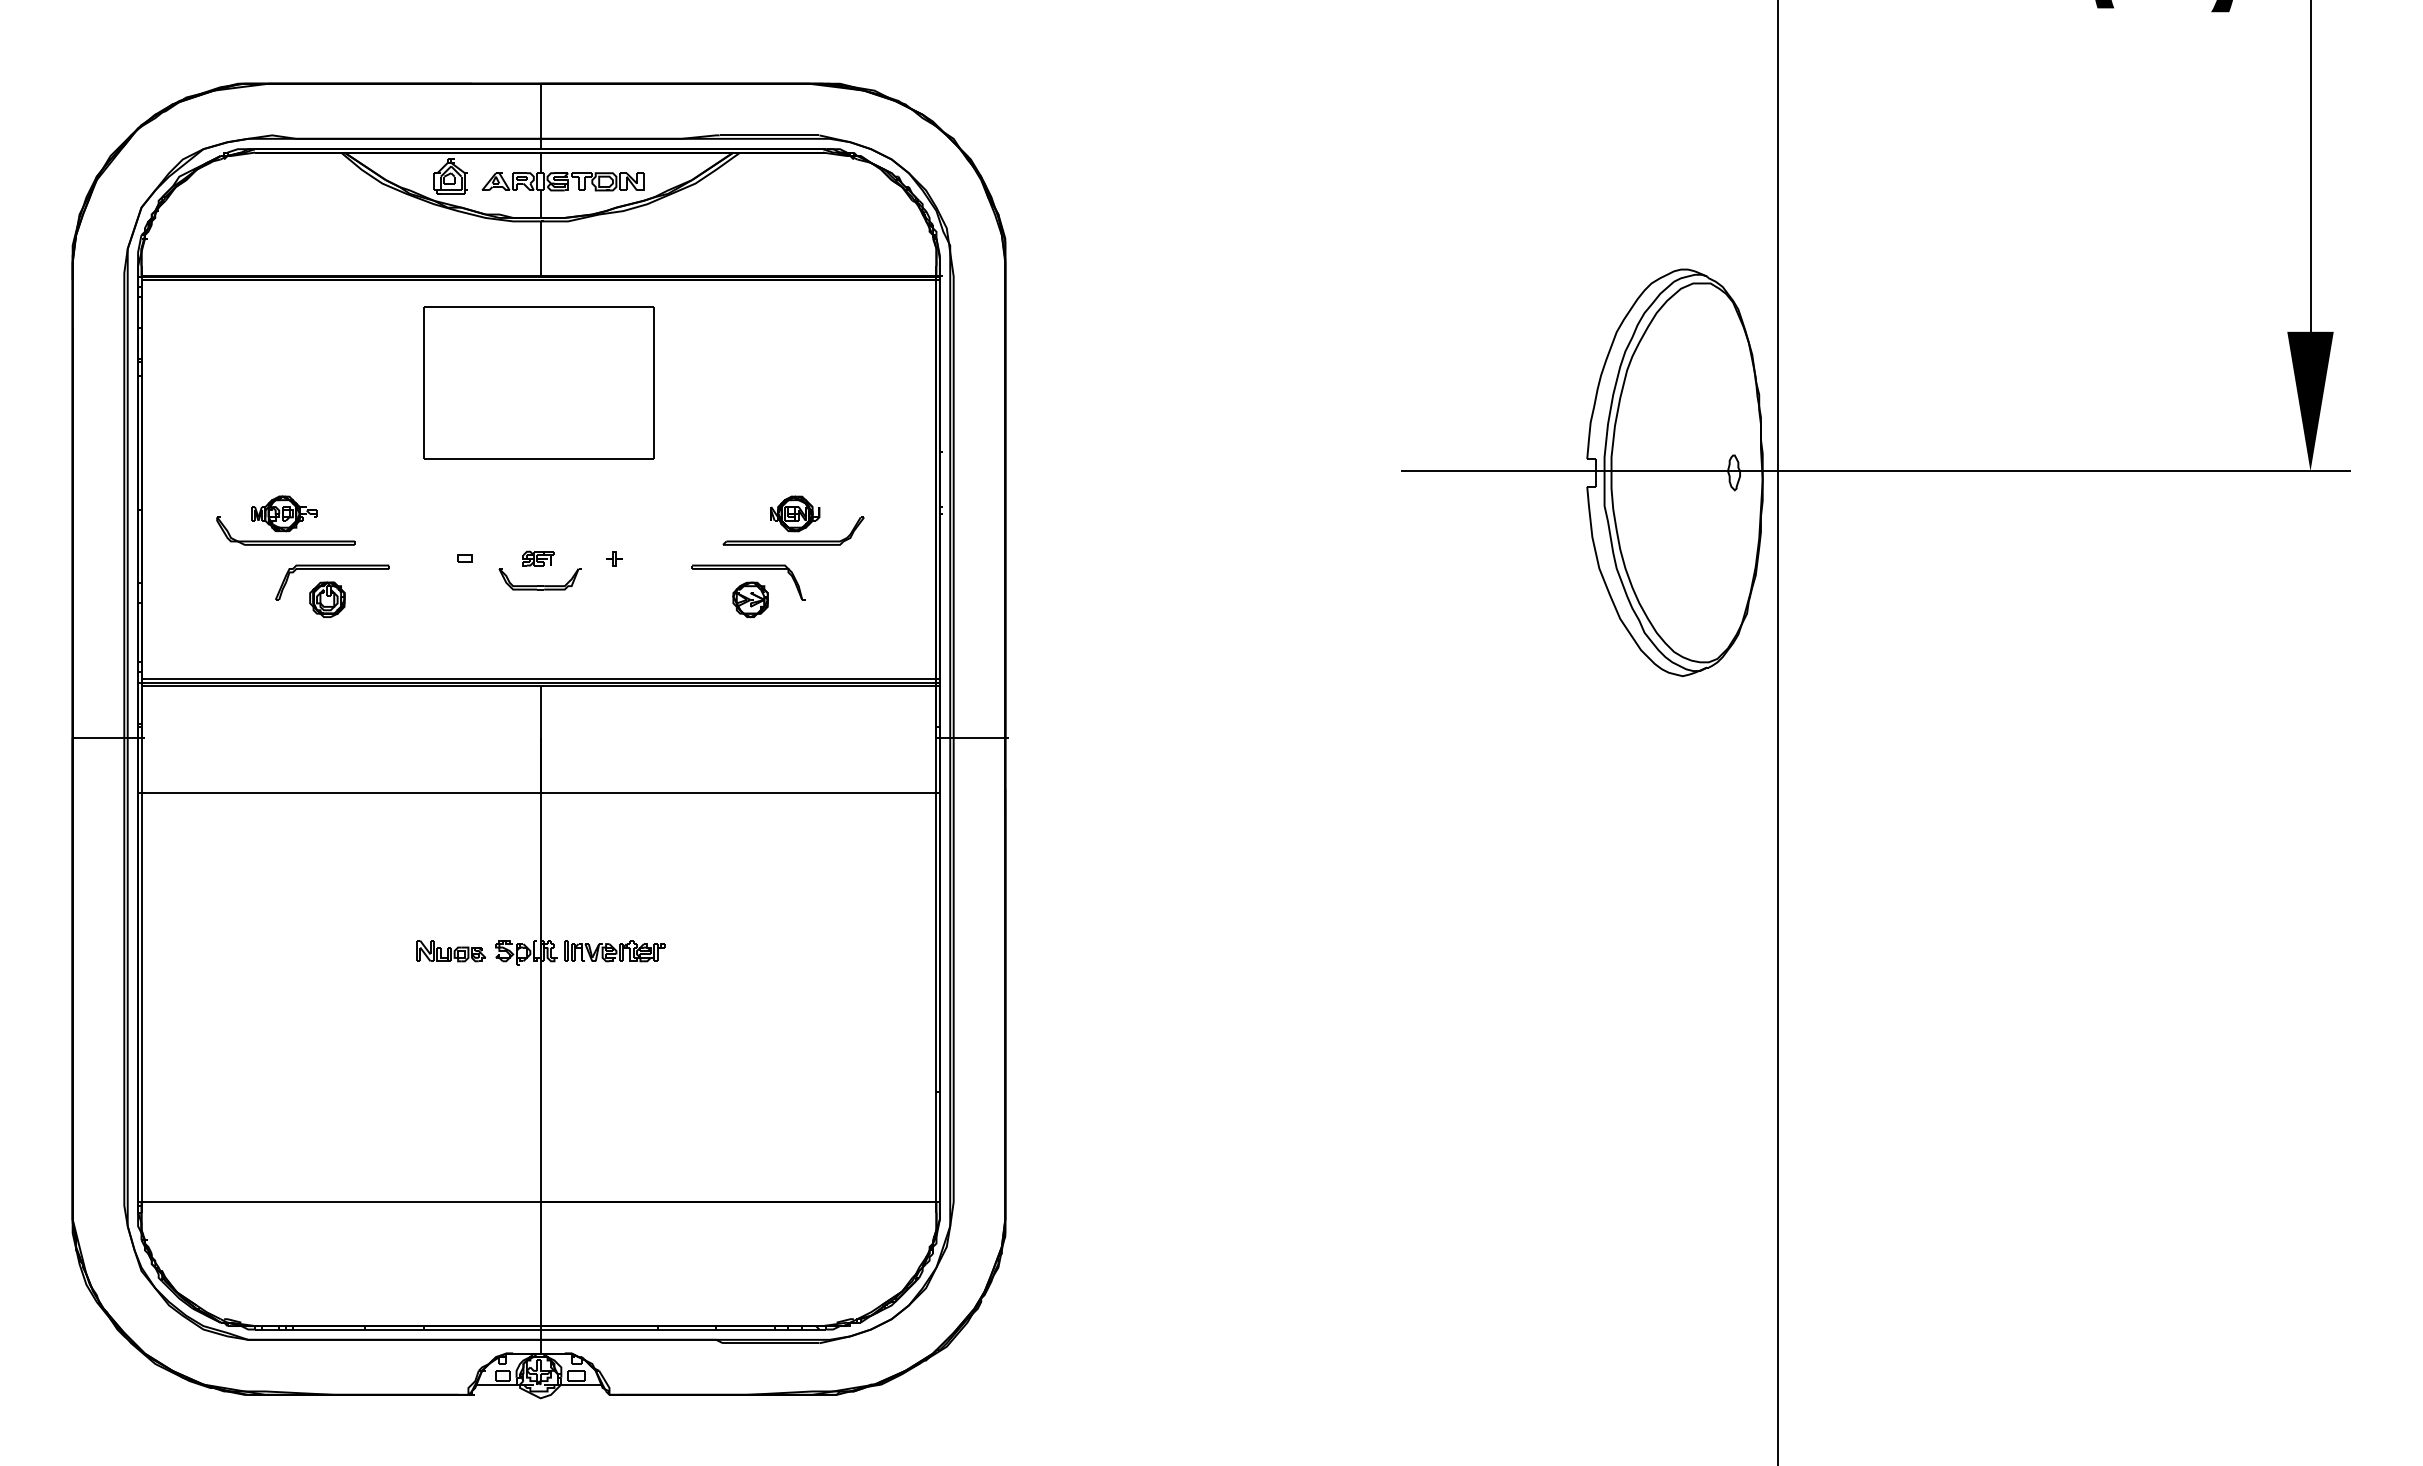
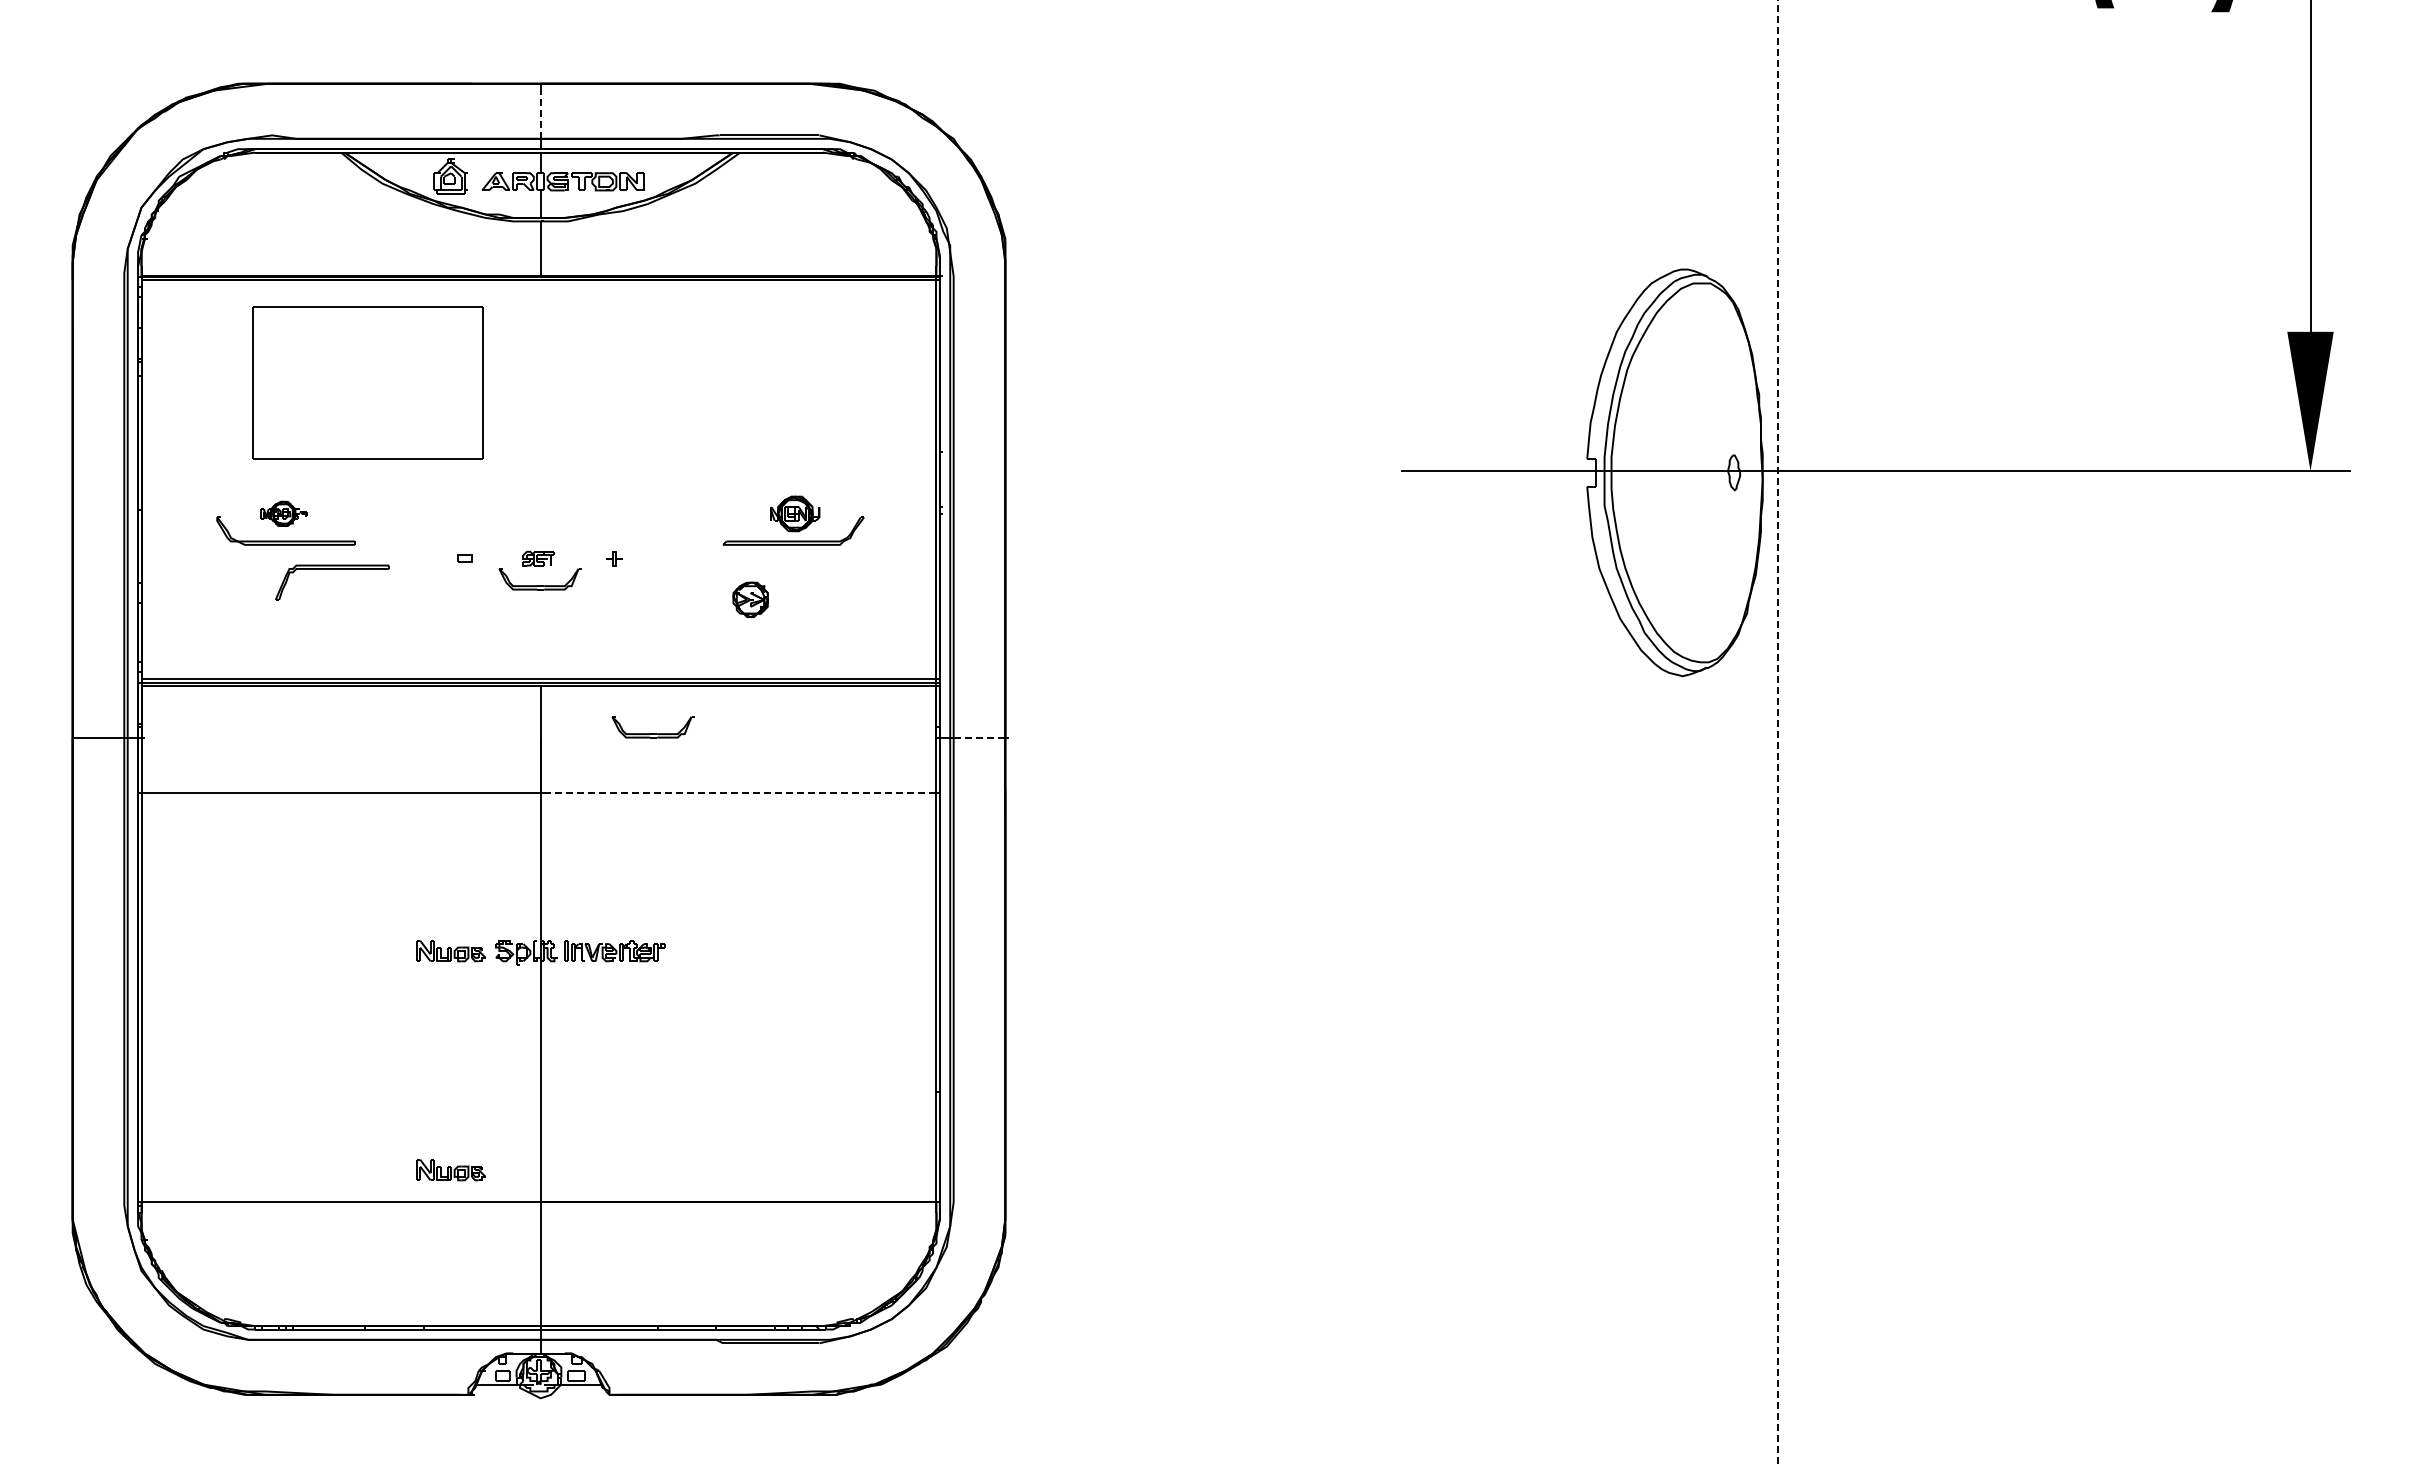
line: solid -> dashed (540, 114)
part position: (538, 382) -> (367, 382) (367, 382)
part size: 67x38 px -> 48x27 px (283, 513)
part: present -> none (748, 569)
part: present -> none (327, 599)
part: none -> present (652, 727)
line: solid -> dashed (1778, 732)
line: solid -> dashed (979, 737)
line: solid -> dashed (738, 792)
part: none -> present (450, 1170)
